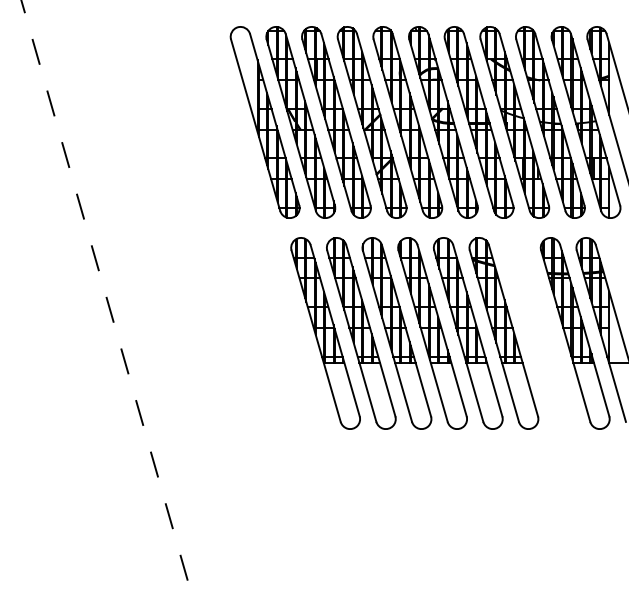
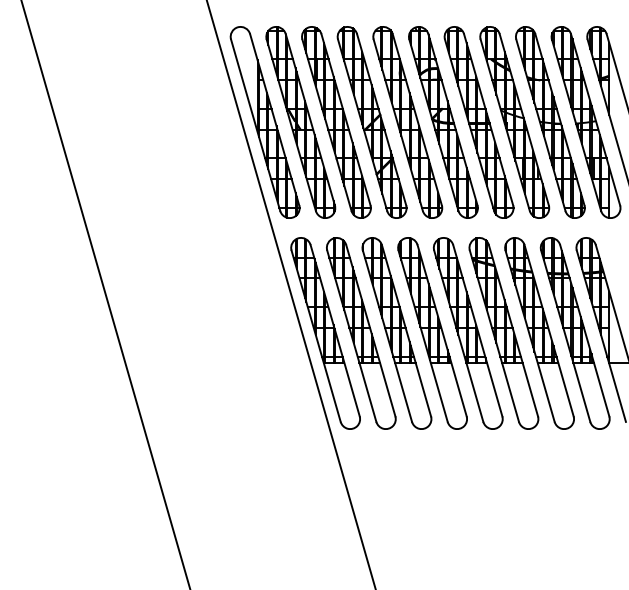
line: dashed -> solid (105, 294)
line: none -> present (291, 294)
part: none -> present (539, 333)
